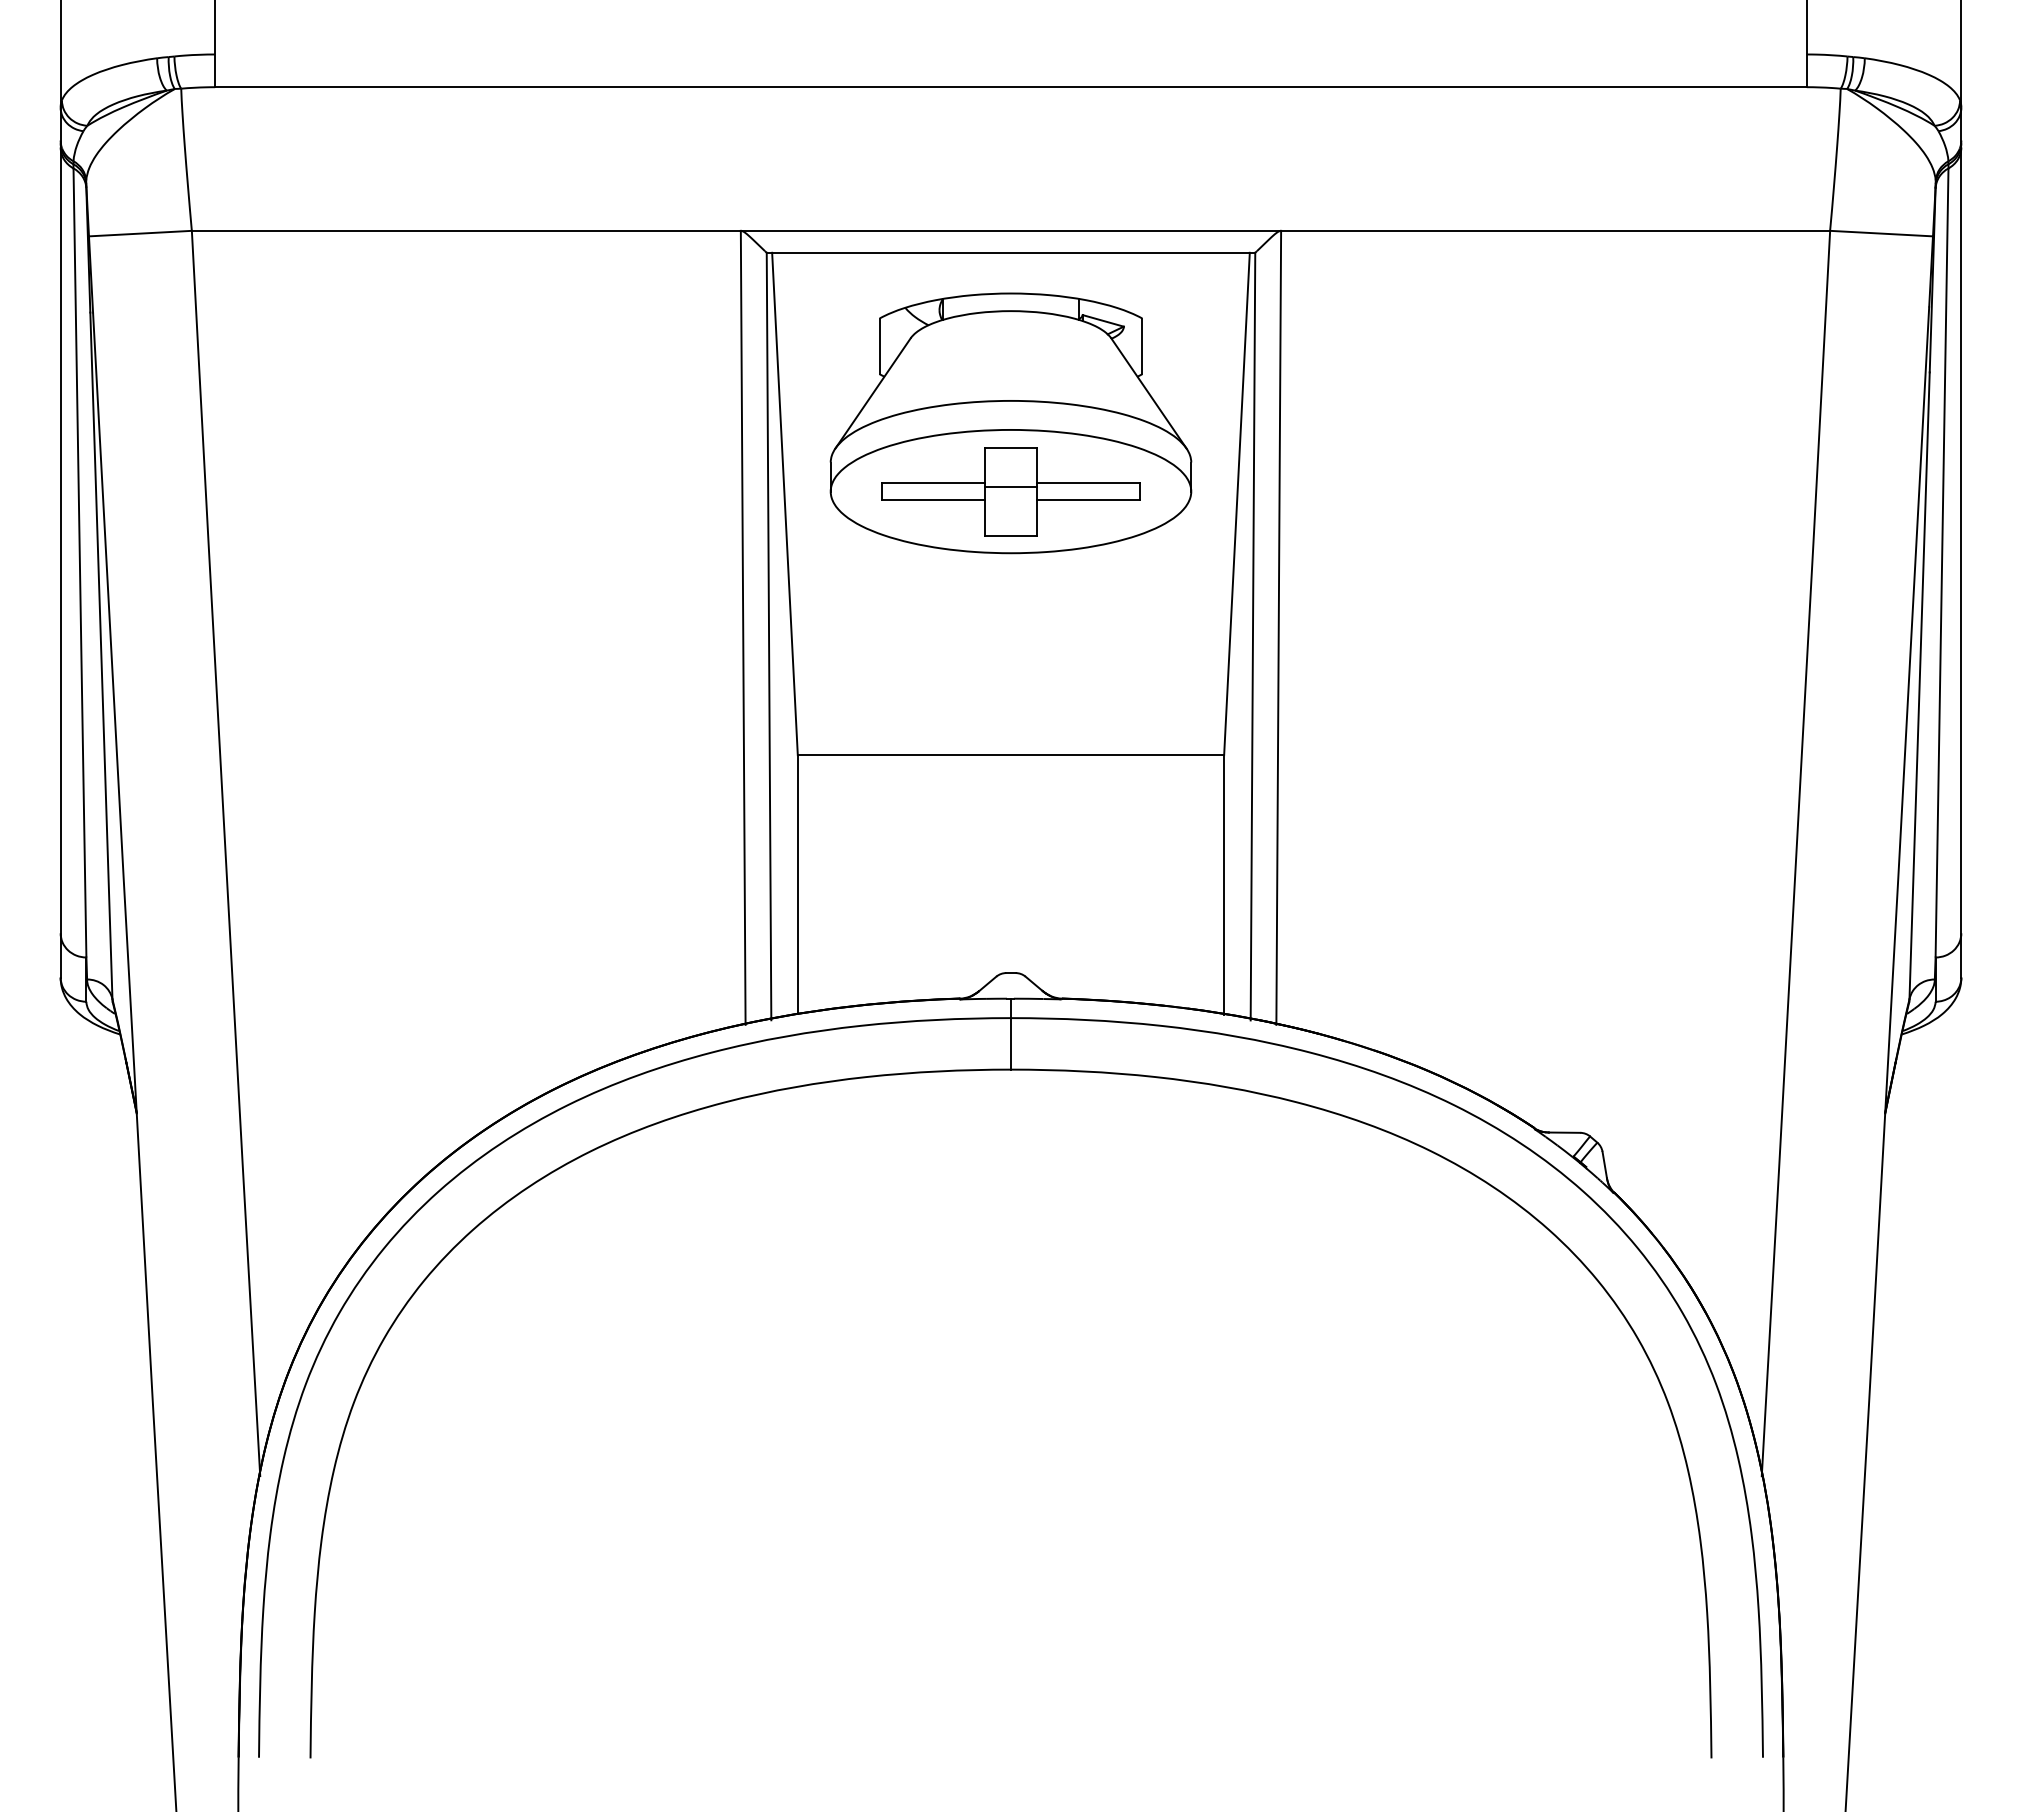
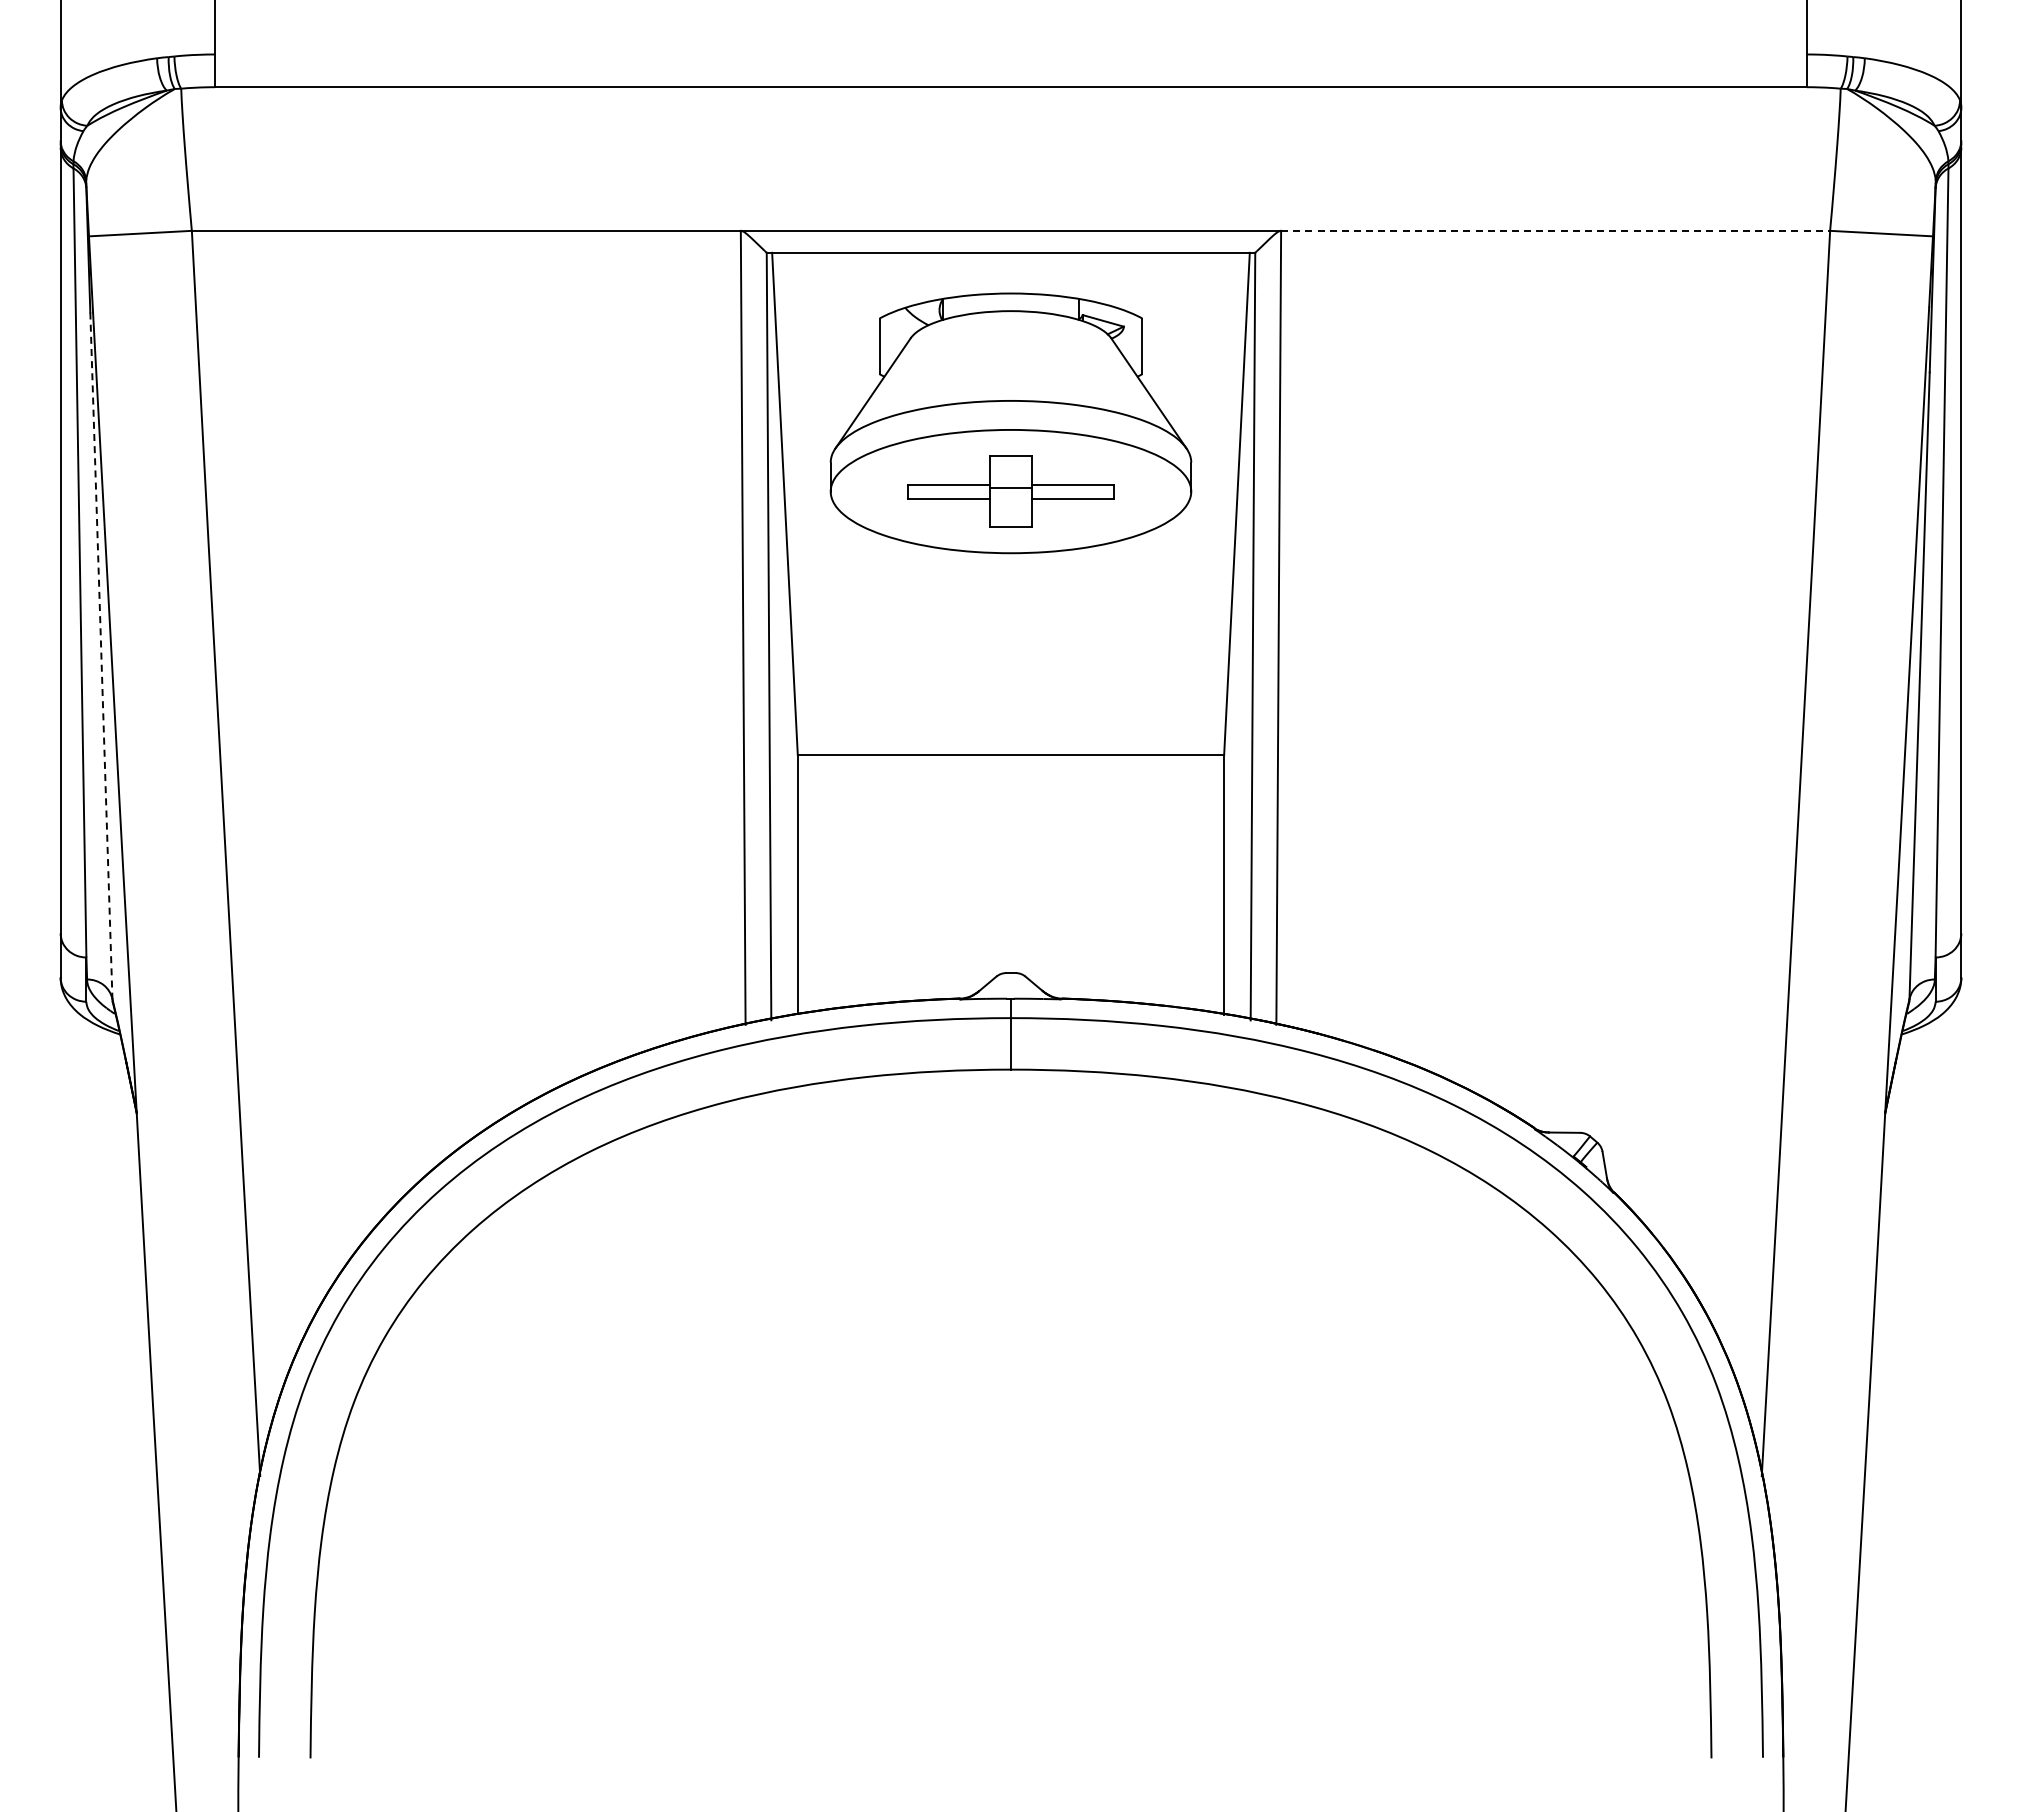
line: solid -> dashed (1556, 230)
part size: 260x90 px -> 208x73 px (1010, 491)
line: solid -> dashed (101, 655)
